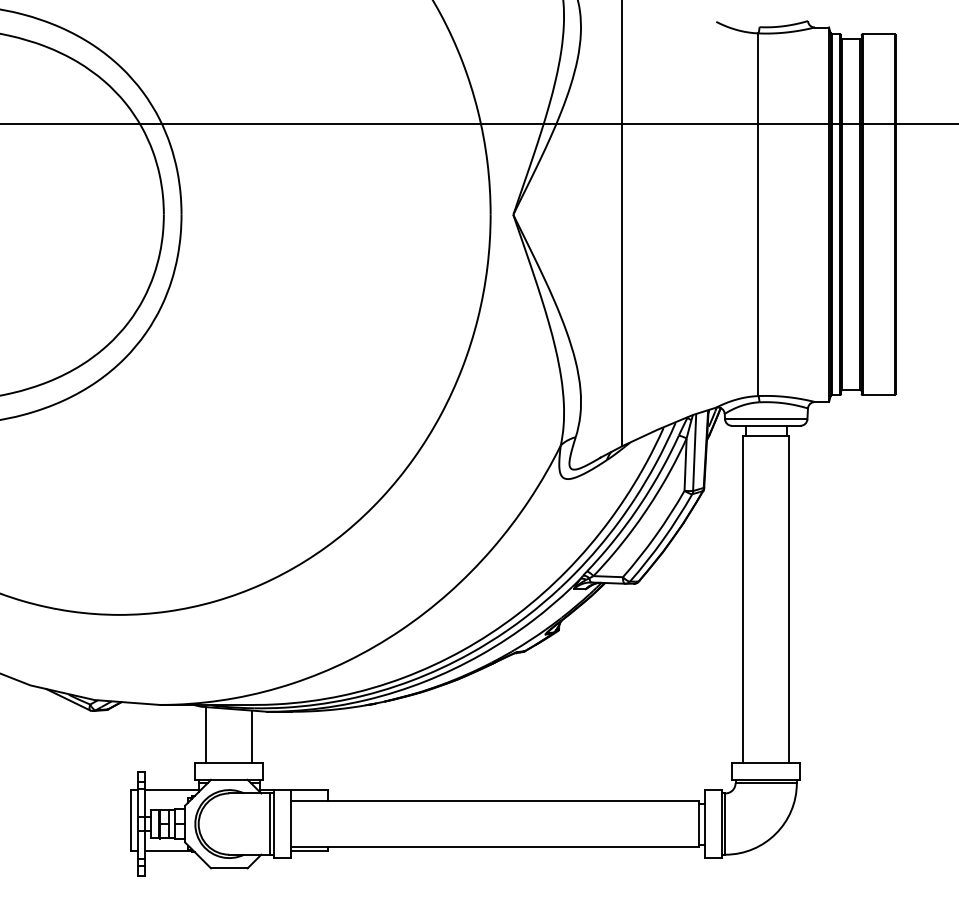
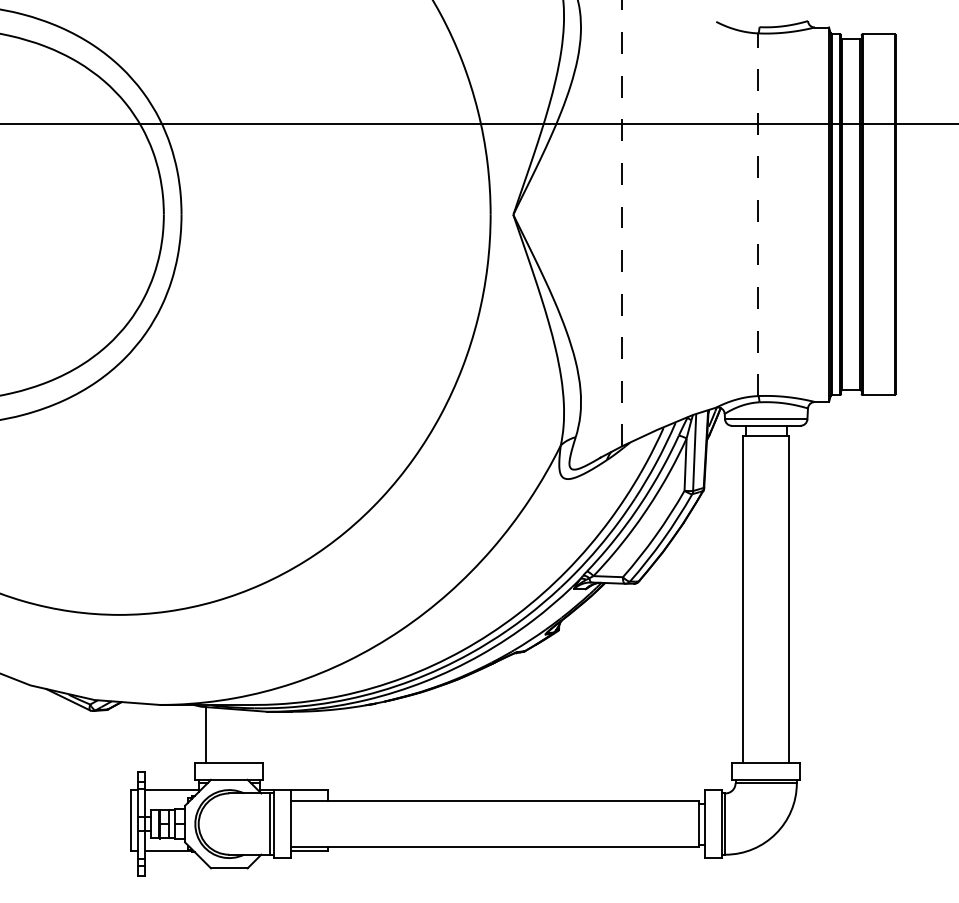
line: solid -> dashed (758, 214)
line: solid -> dashed (622, 223)
line: present -> none (252, 736)
